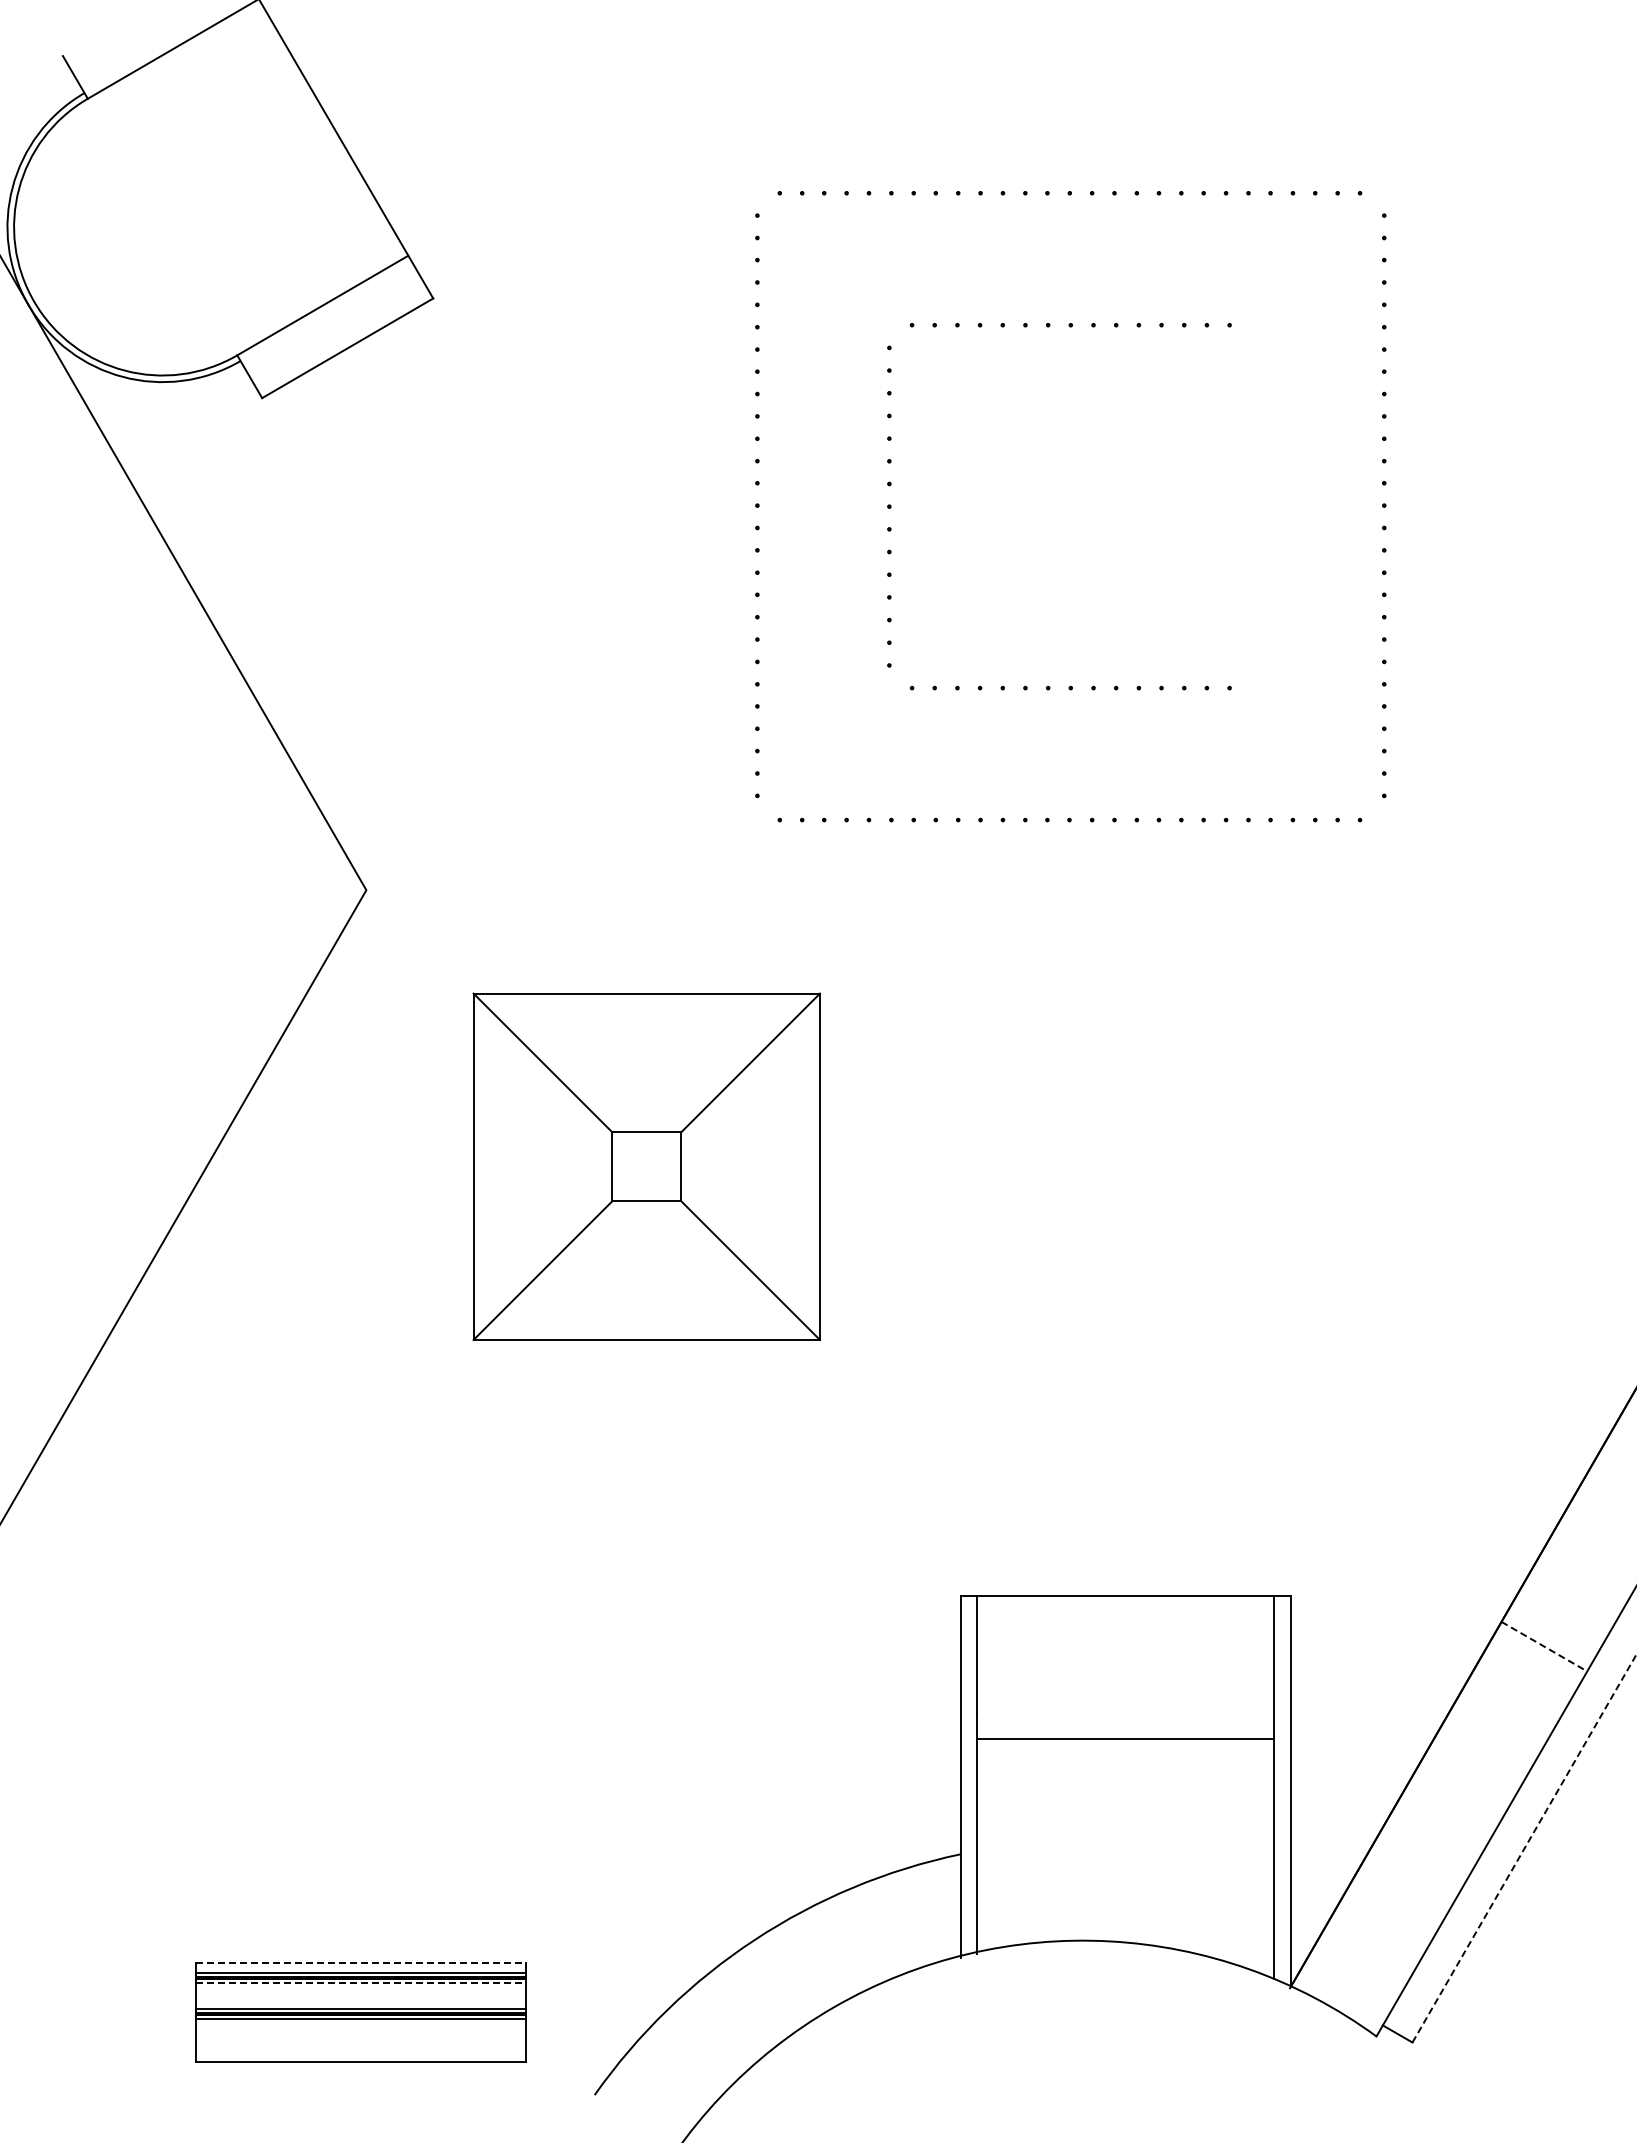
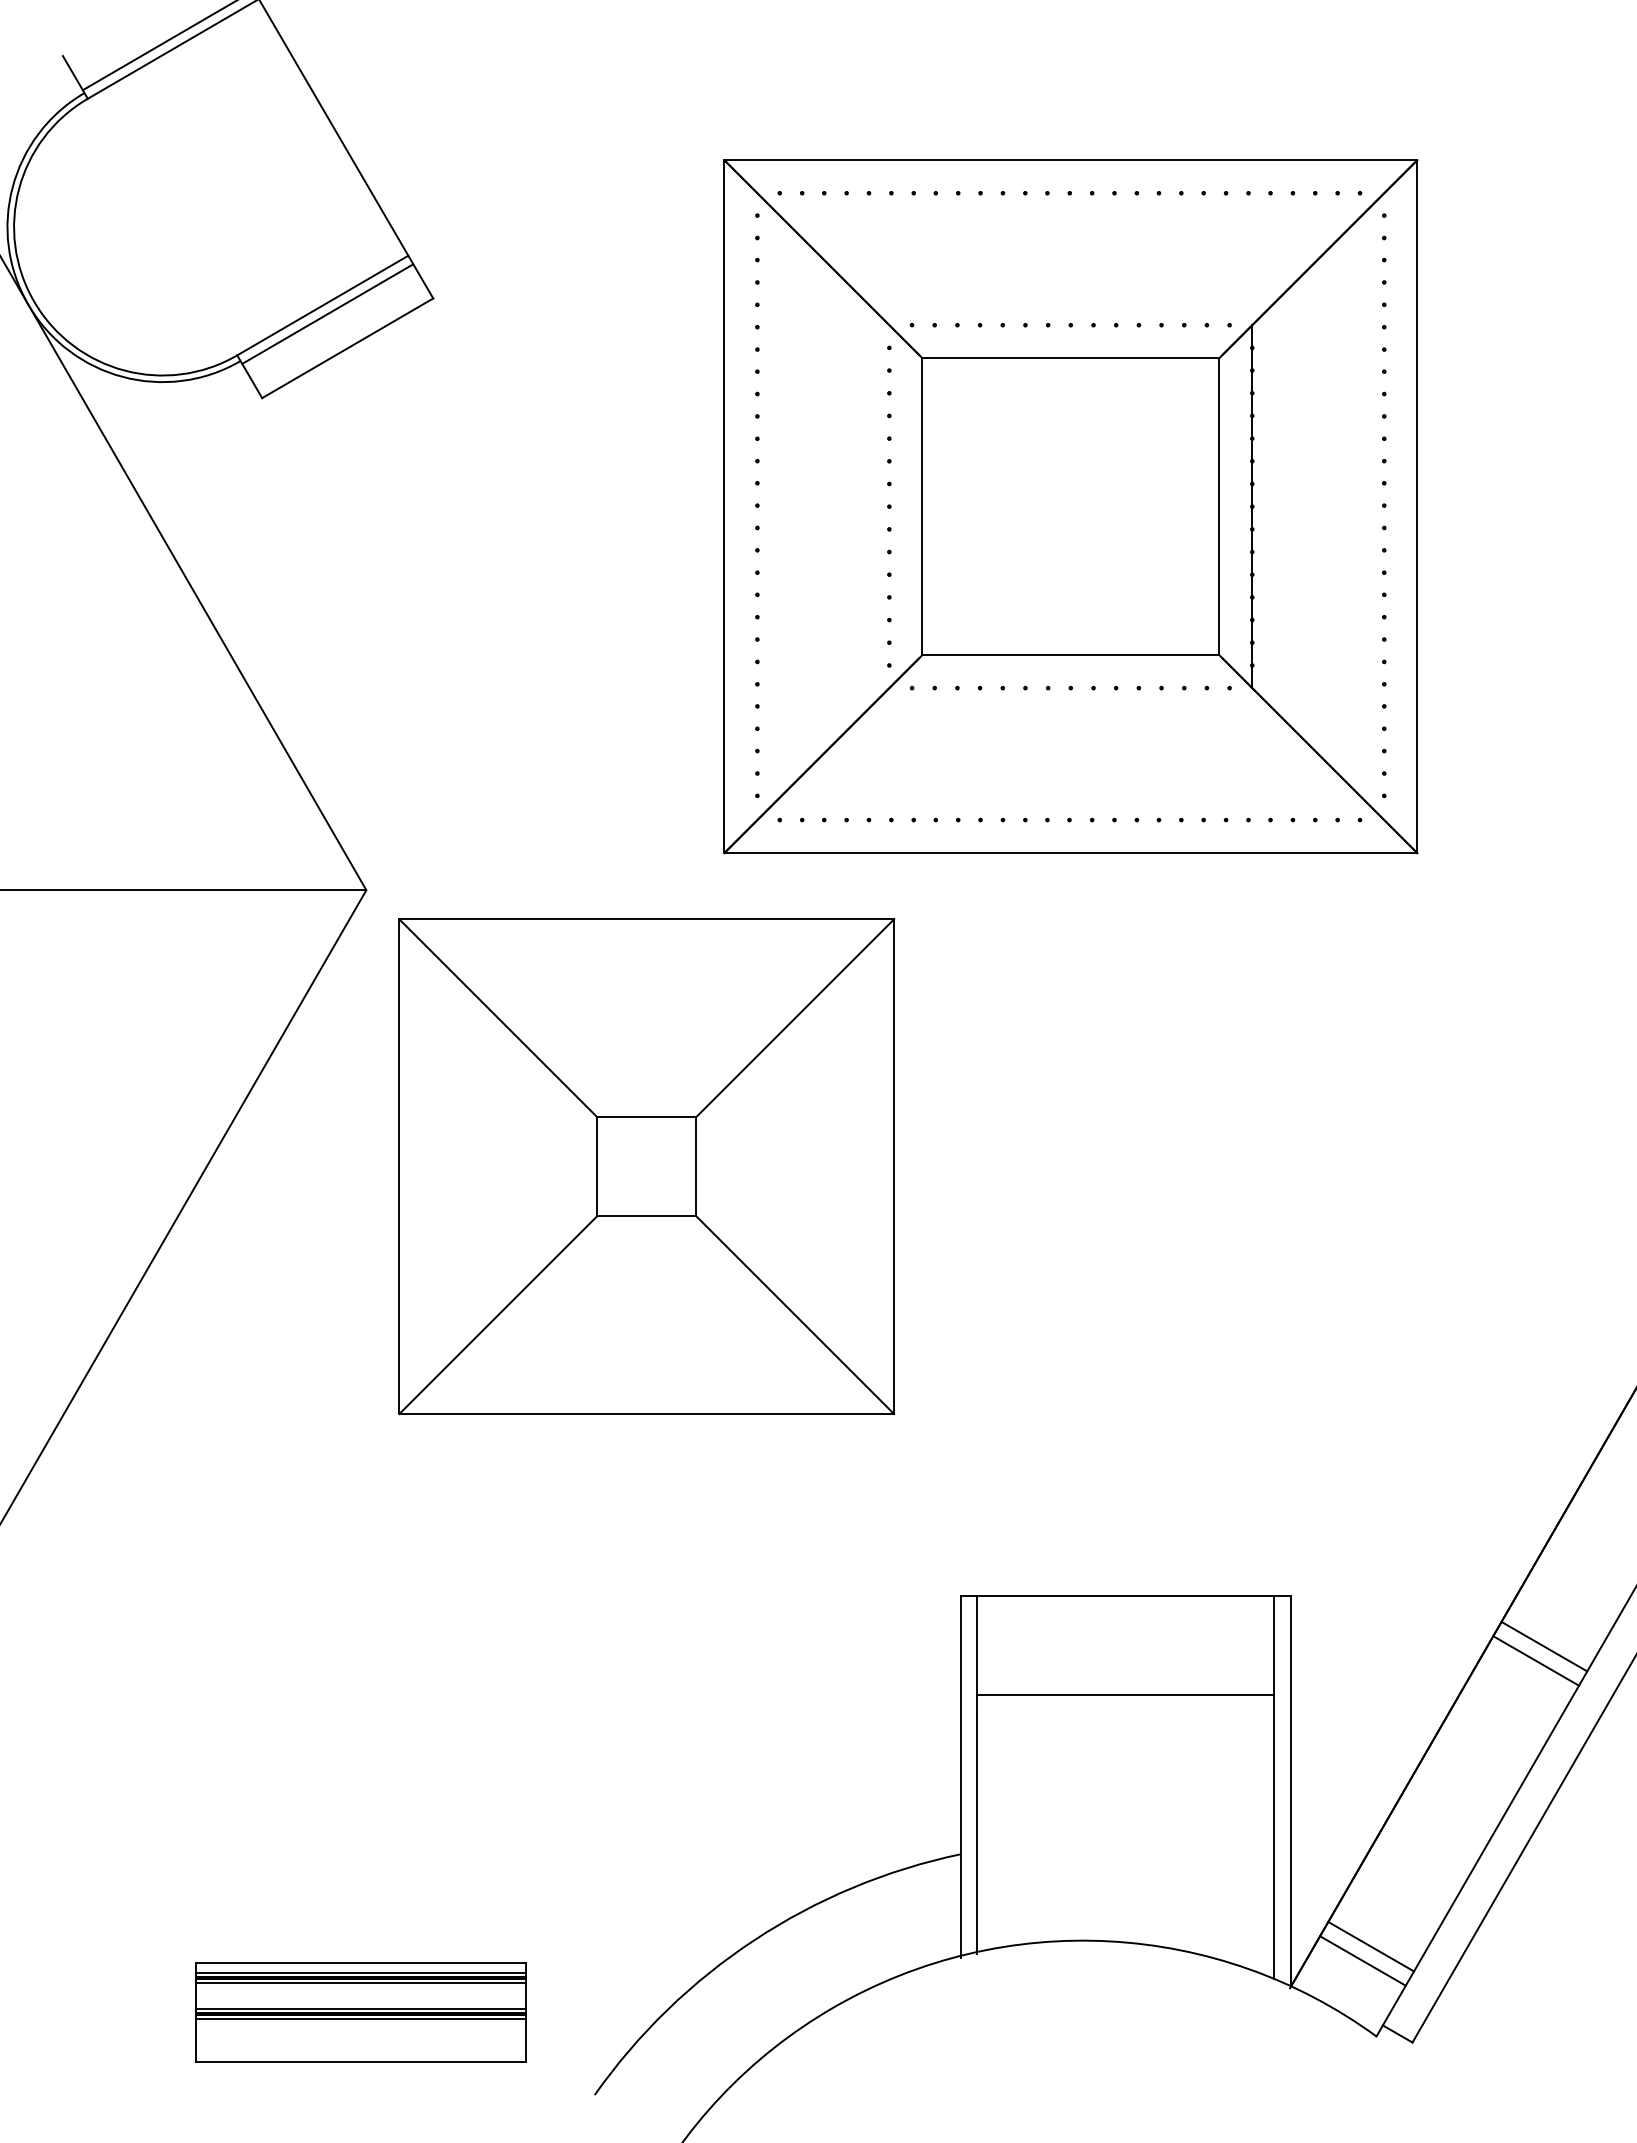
line: none -> present (157, 46)
line: none -> present (327, 313)
part: none -> present (1070, 506)
line: none -> present (184, 890)
part size: 350x350 px -> 498x498 px (646, 1166)
line: dashed -> solid (1544, 1646)
line: none -> present (1535, 1660)
line position: (1125, 1738) -> (1125, 1694) (1125, 1694)
line: dashed -> solid (1524, 1847)
line: none -> present (1371, 1946)
line: none -> present (1362, 1960)
line: dashed -> solid (361, 1963)
line: dashed -> solid (361, 1983)
